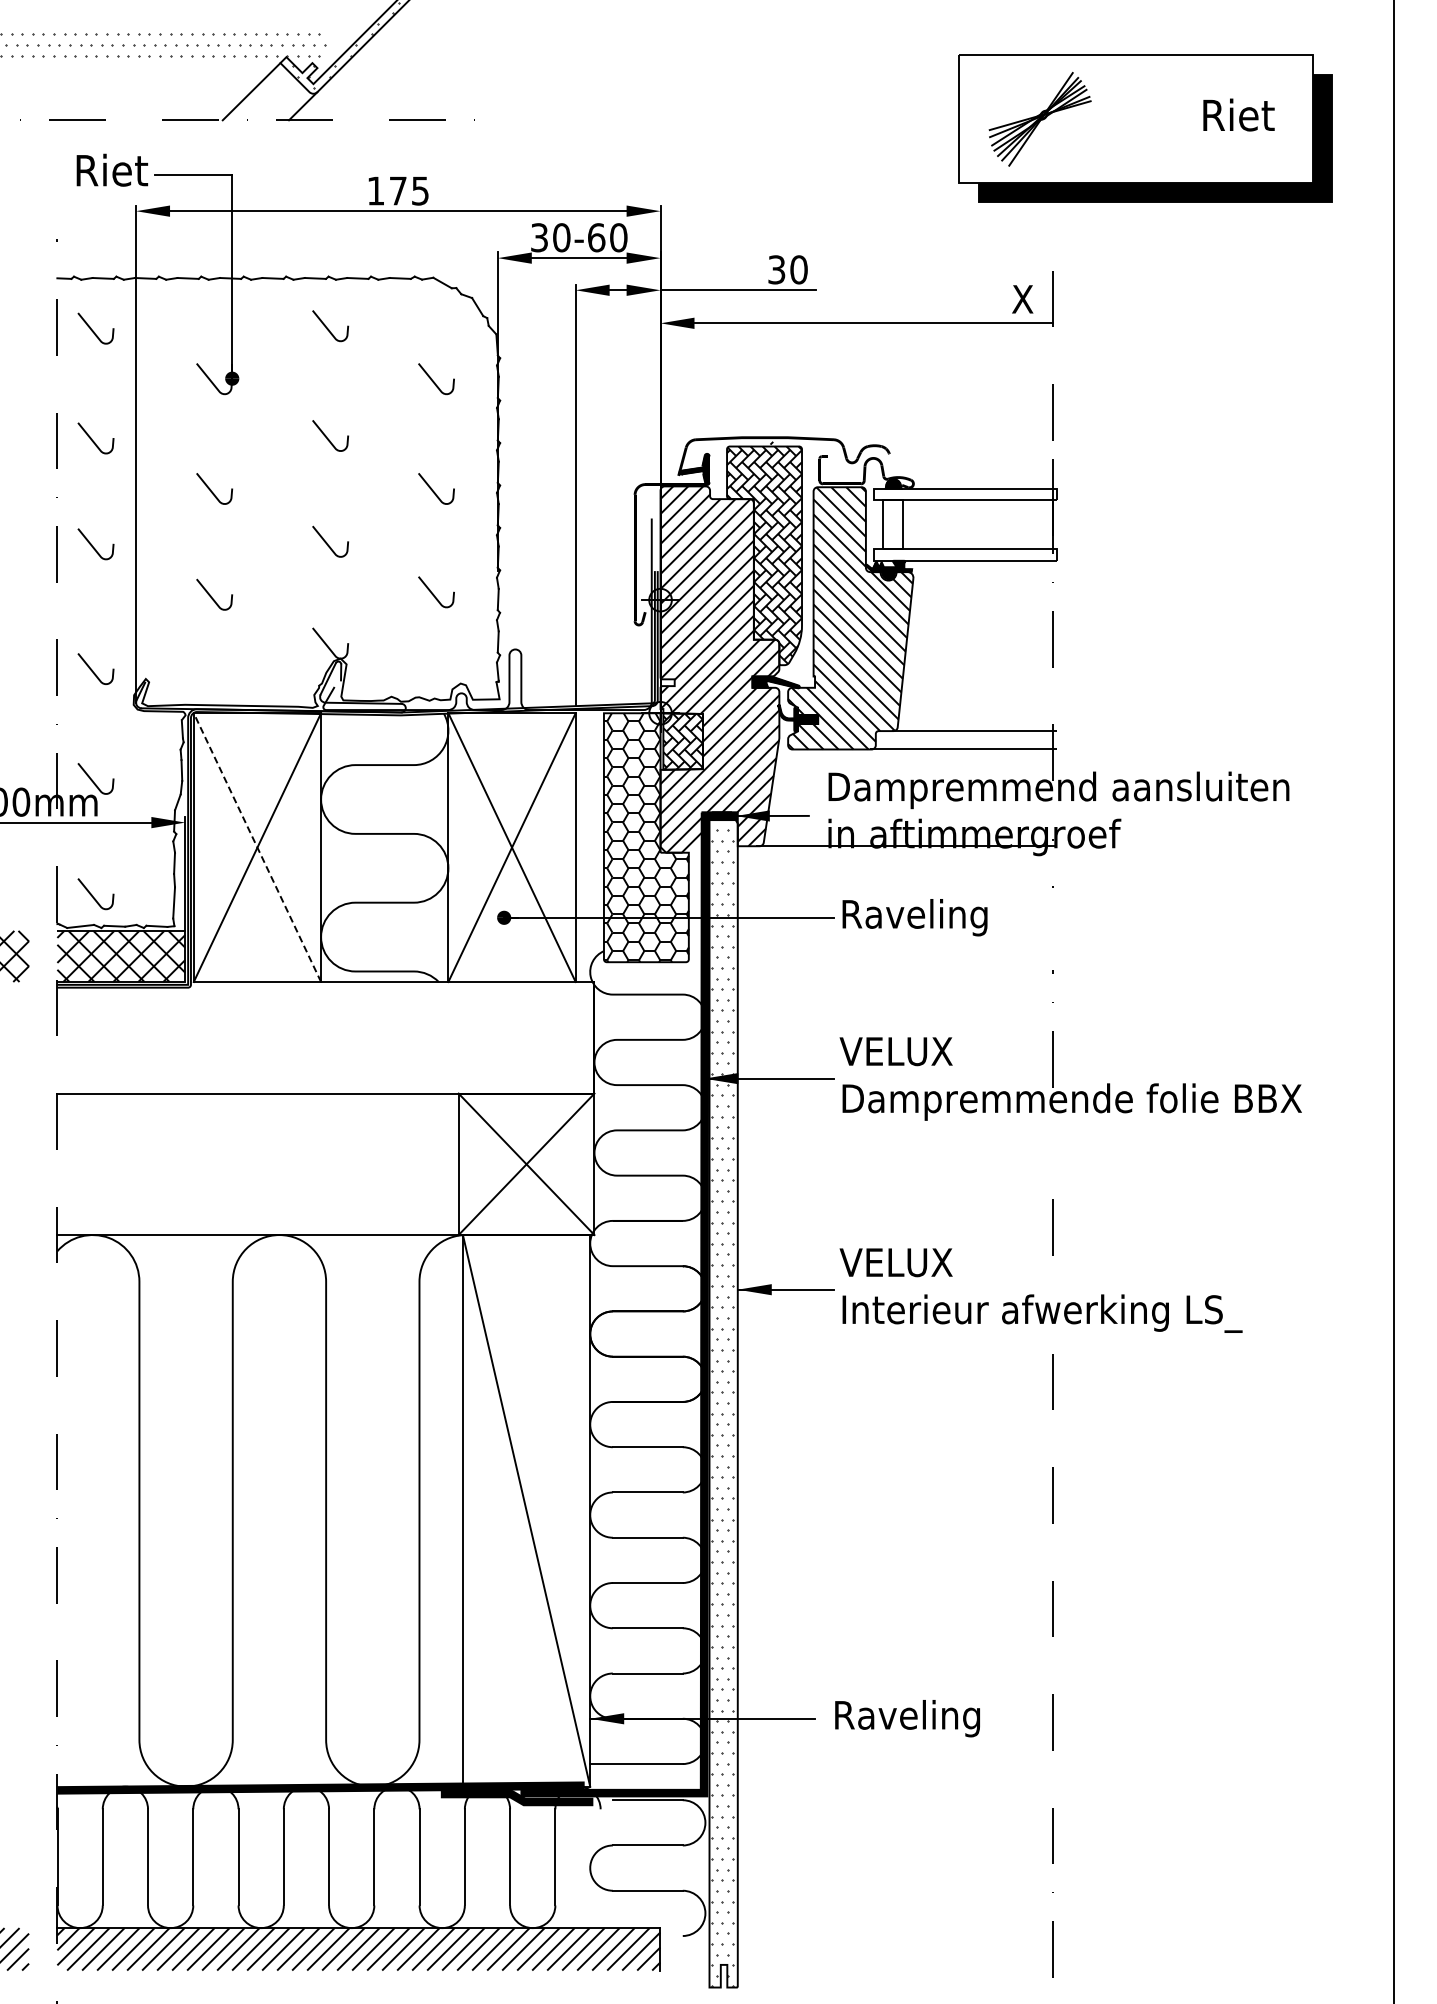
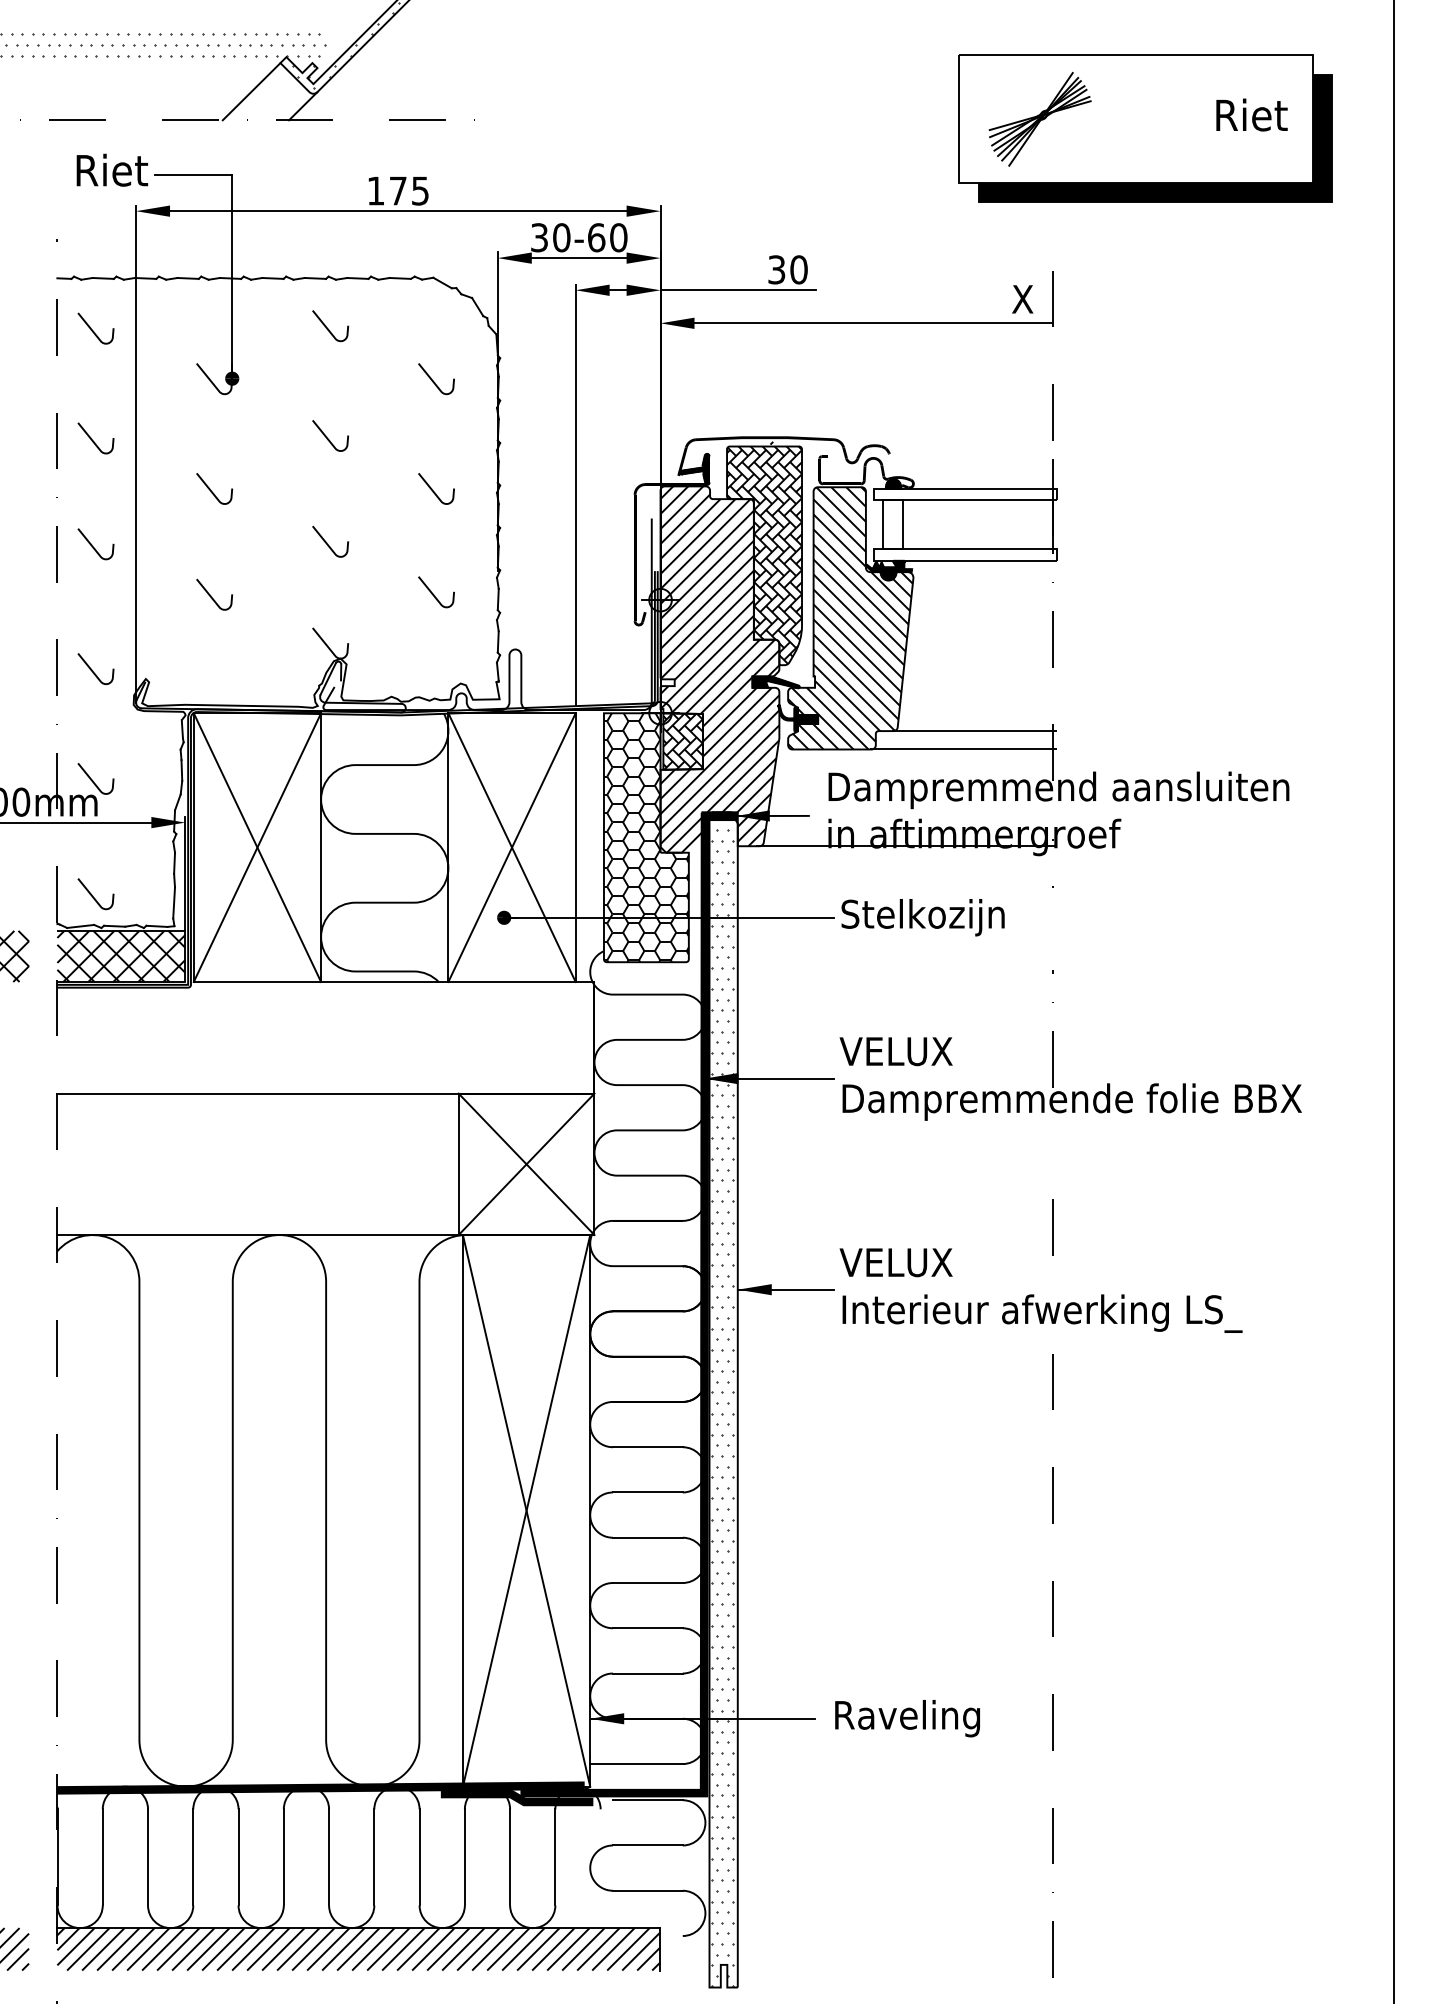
text position: (1238, 114) -> (1251, 114) (1251, 114)
line: dashed -> solid (257, 847)
text: Raveling -> Stelkozijn (922, 917)
line: none -> present (526, 1510)
